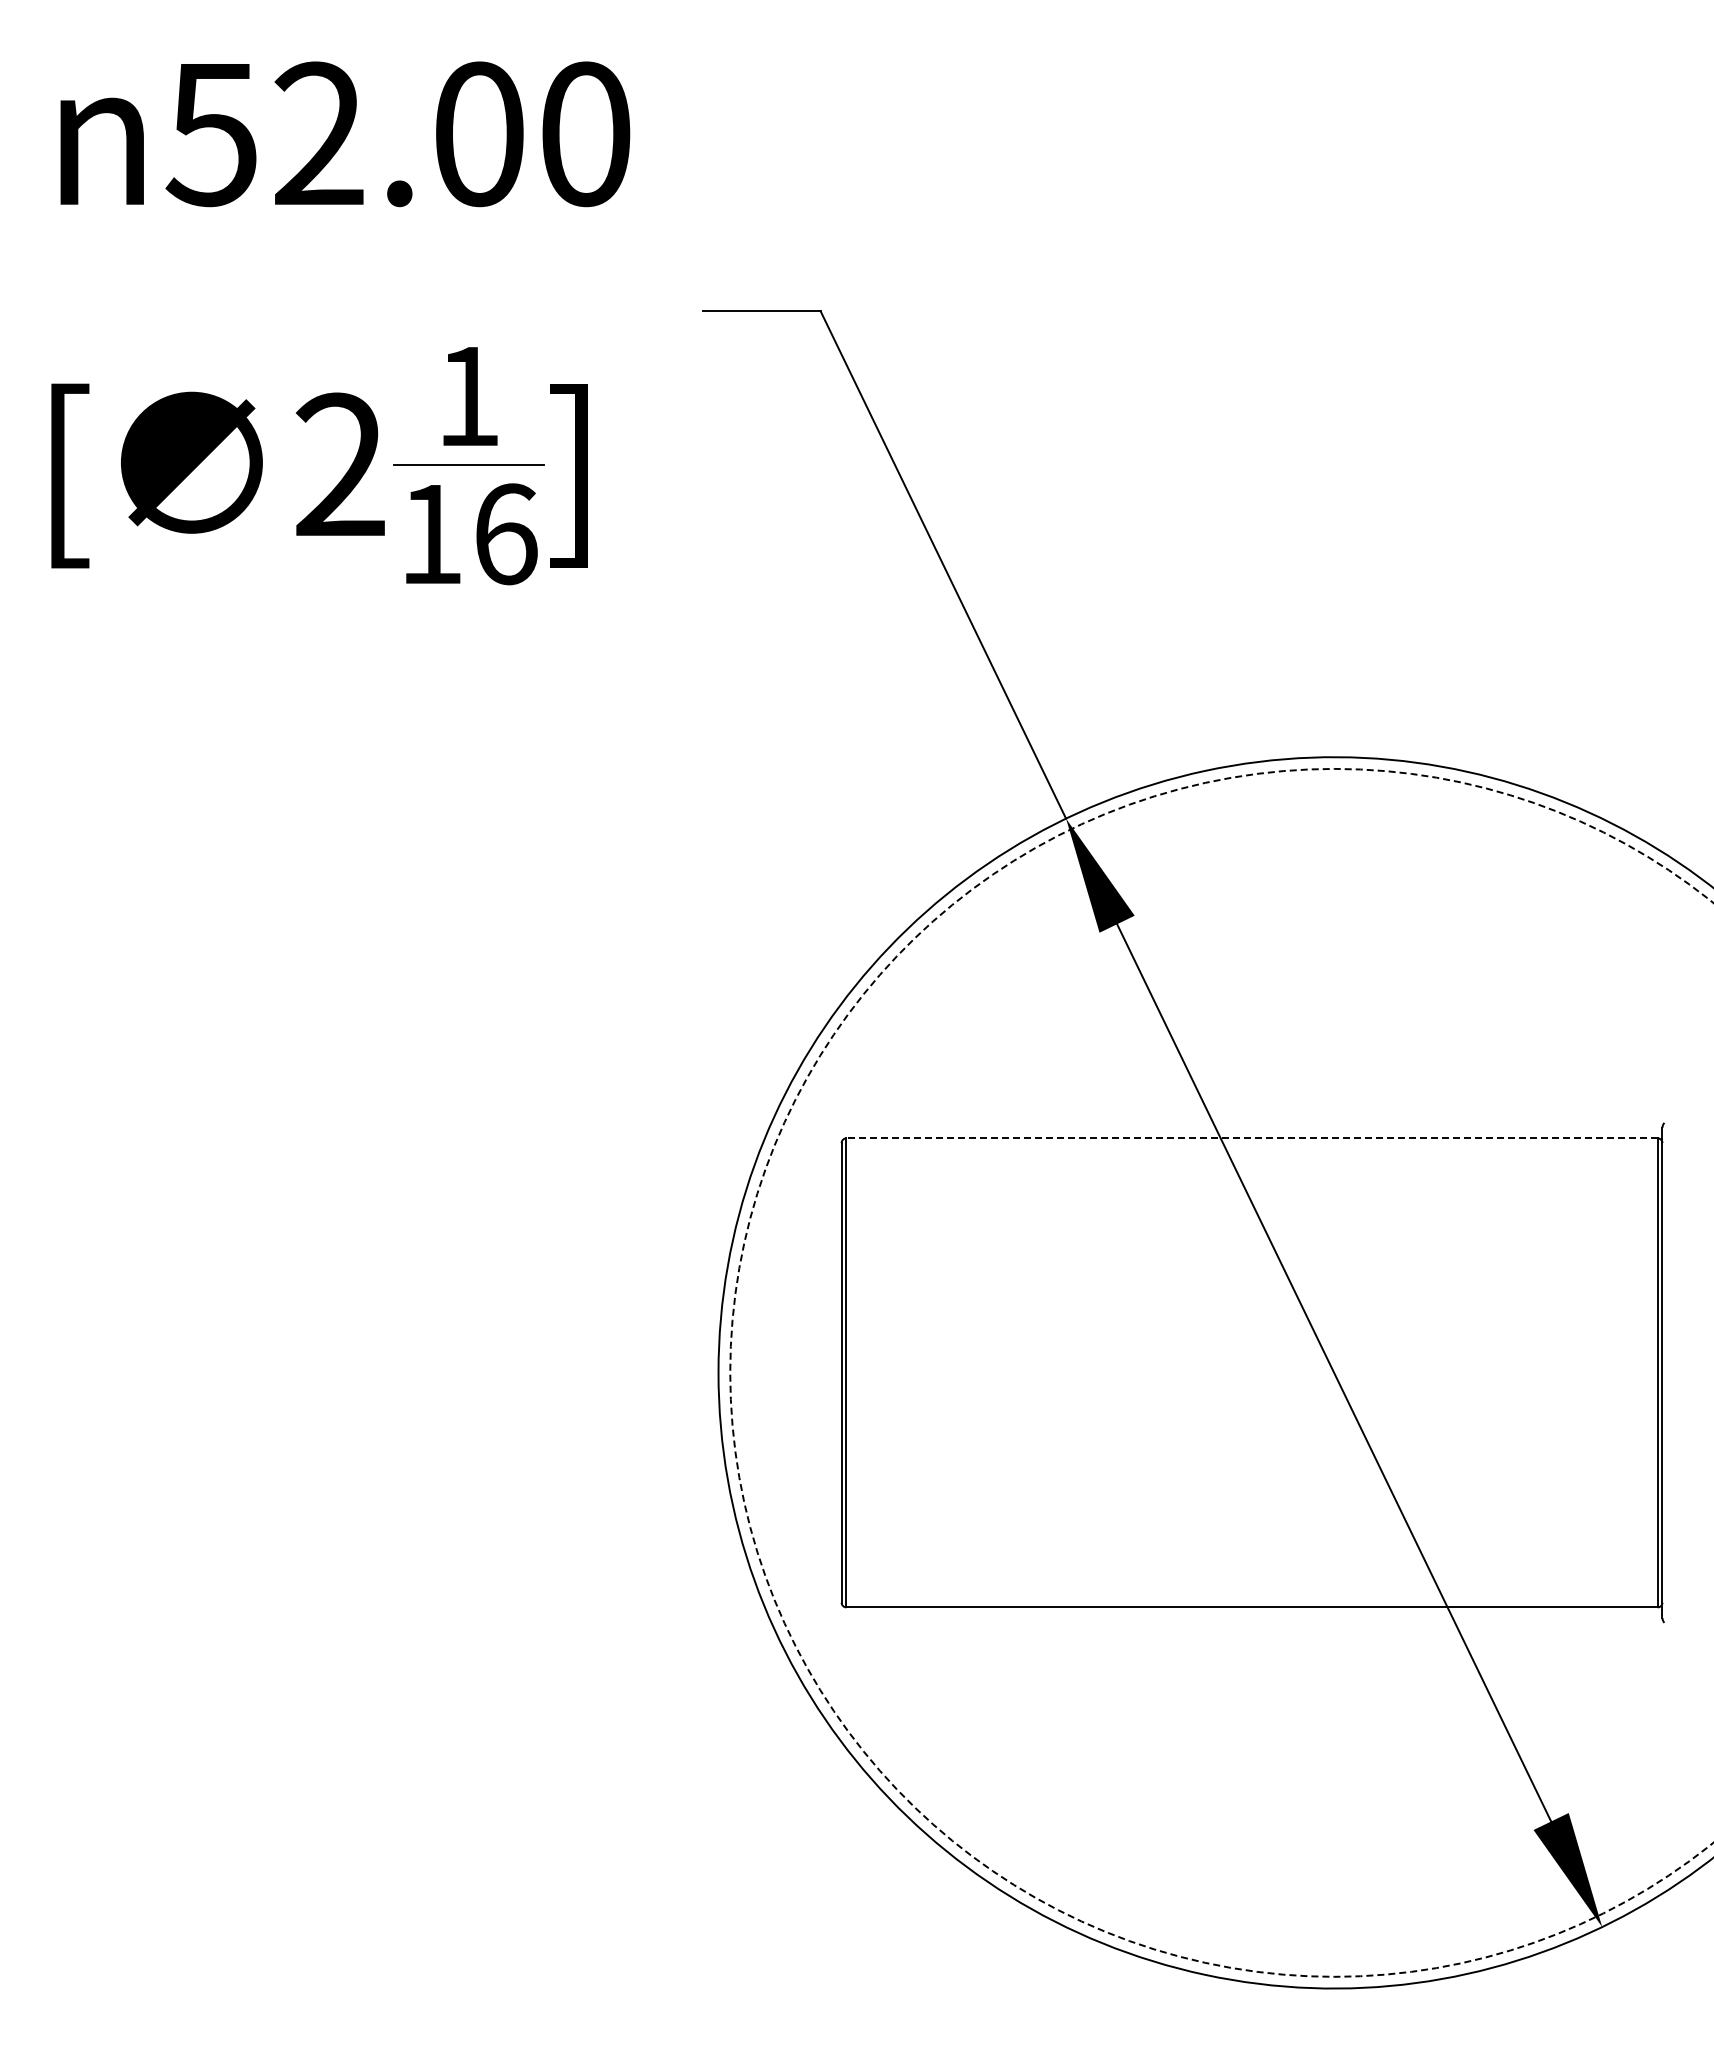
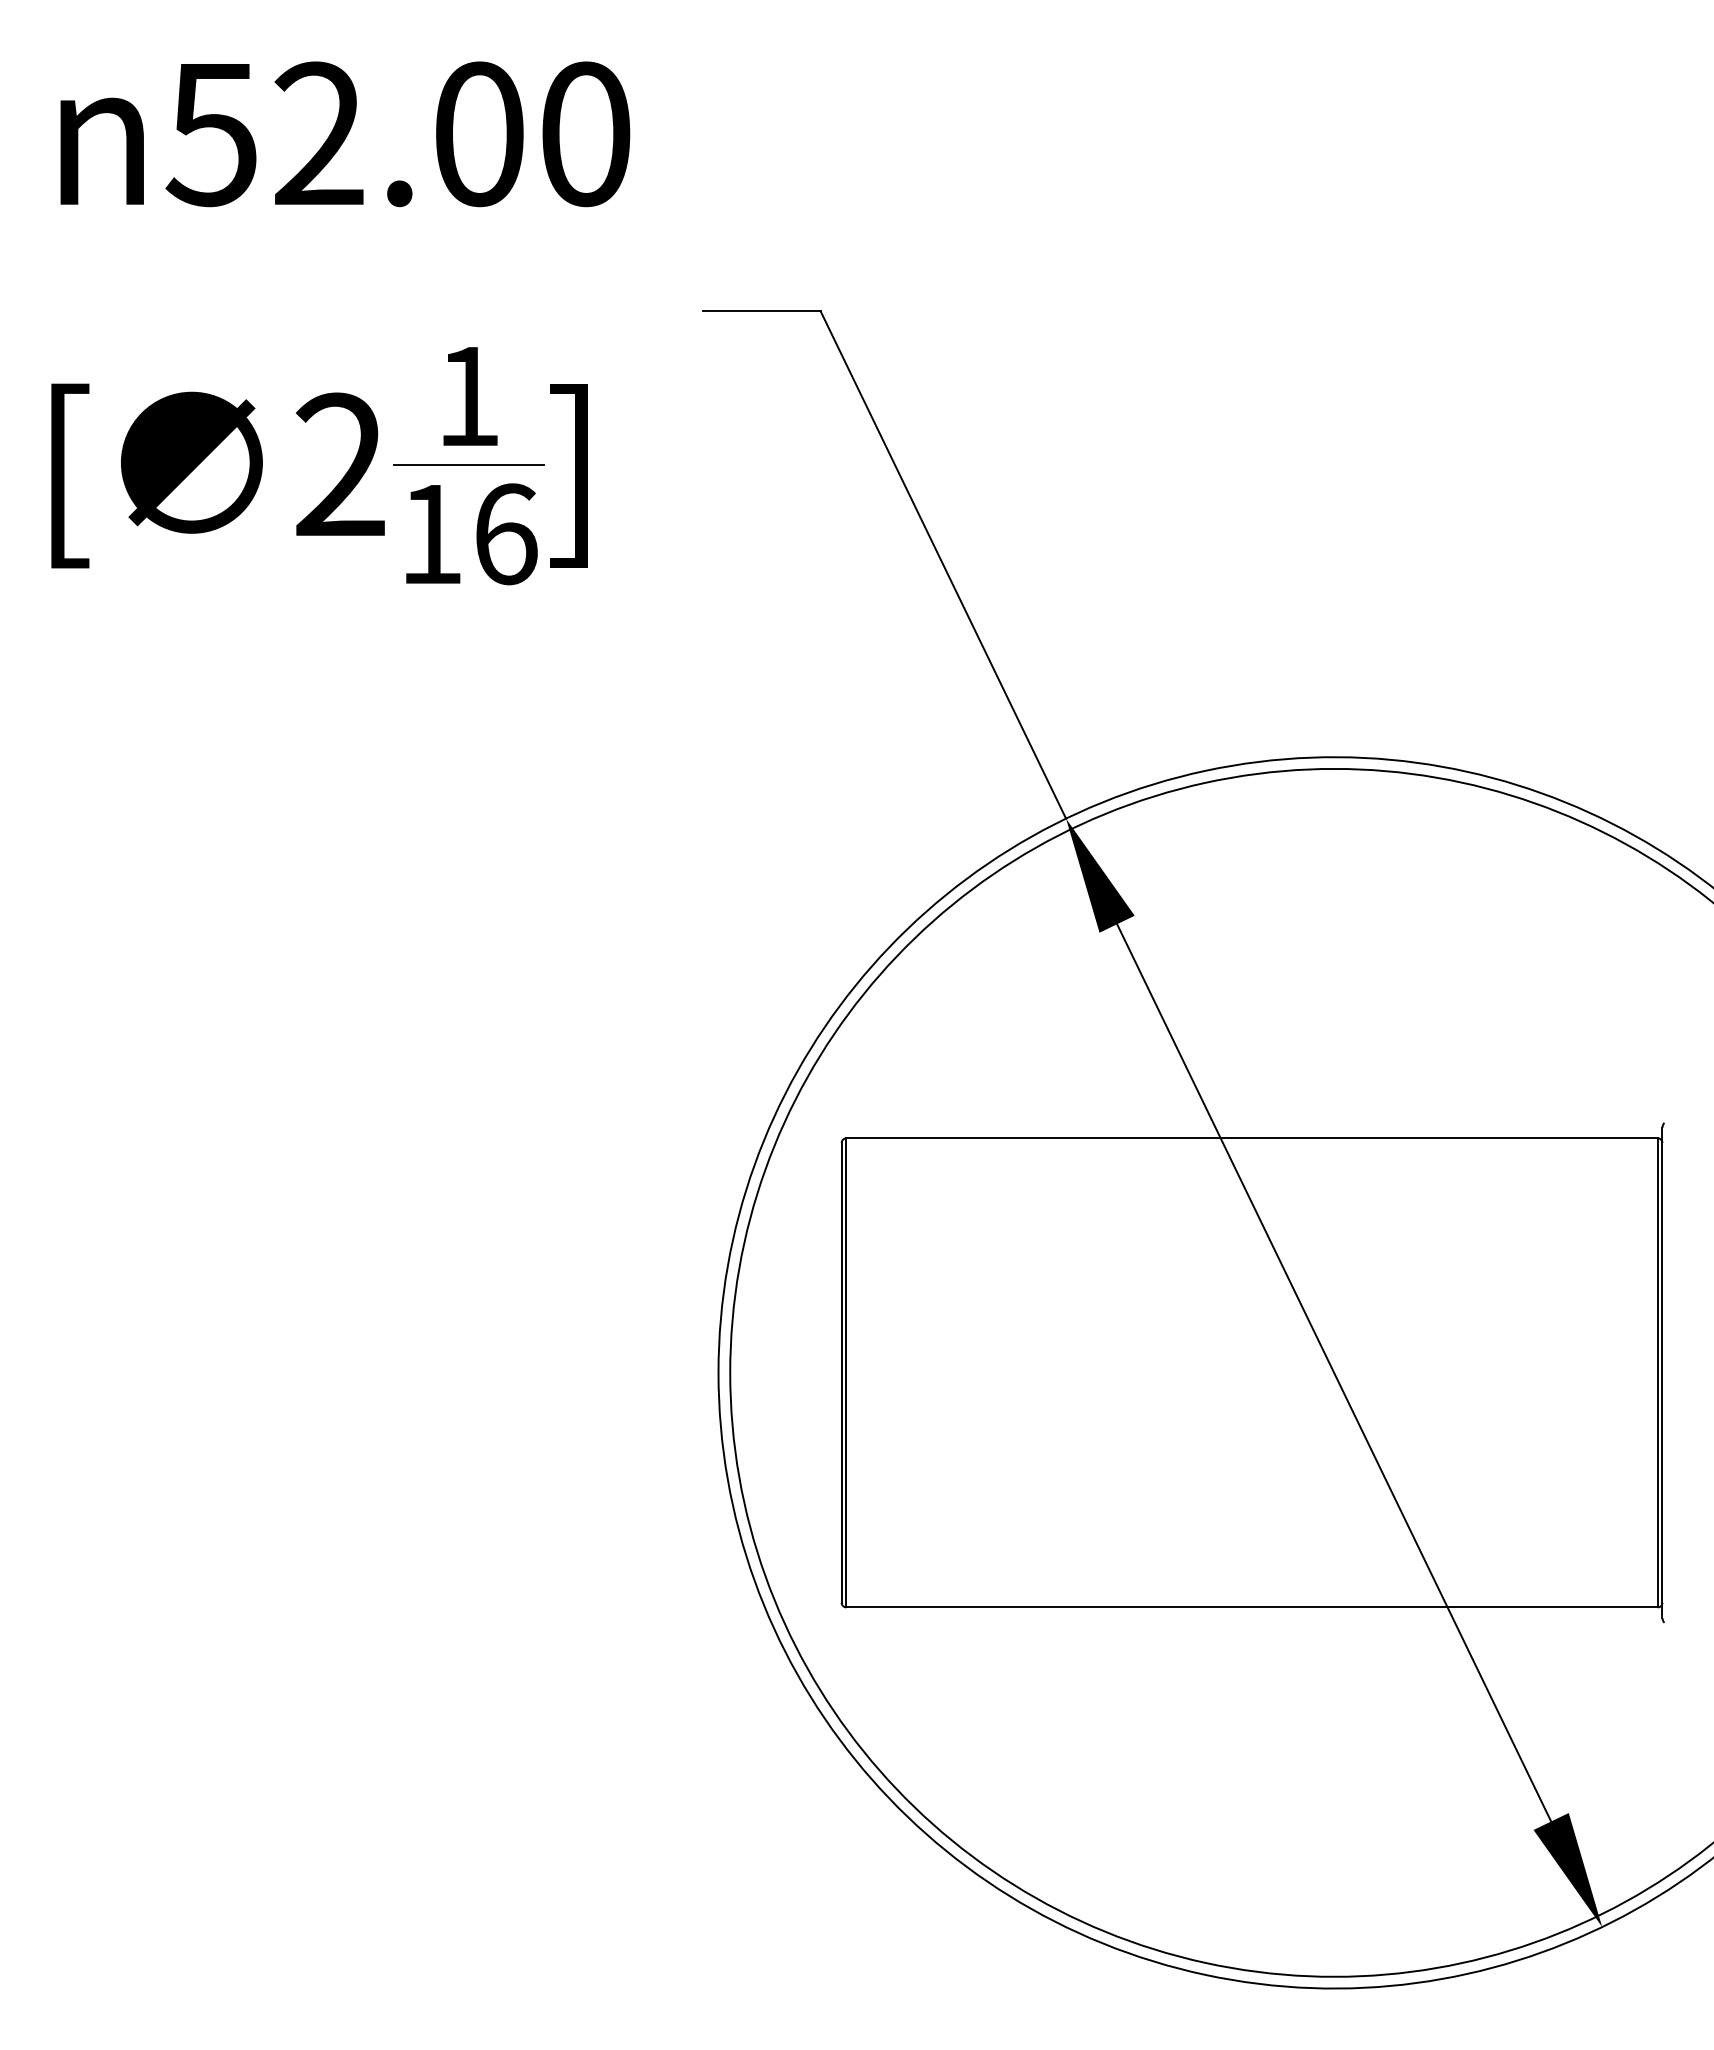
line: dashed -> solid (1252, 1138)
arc: dashed -> solid (730, 1372)
